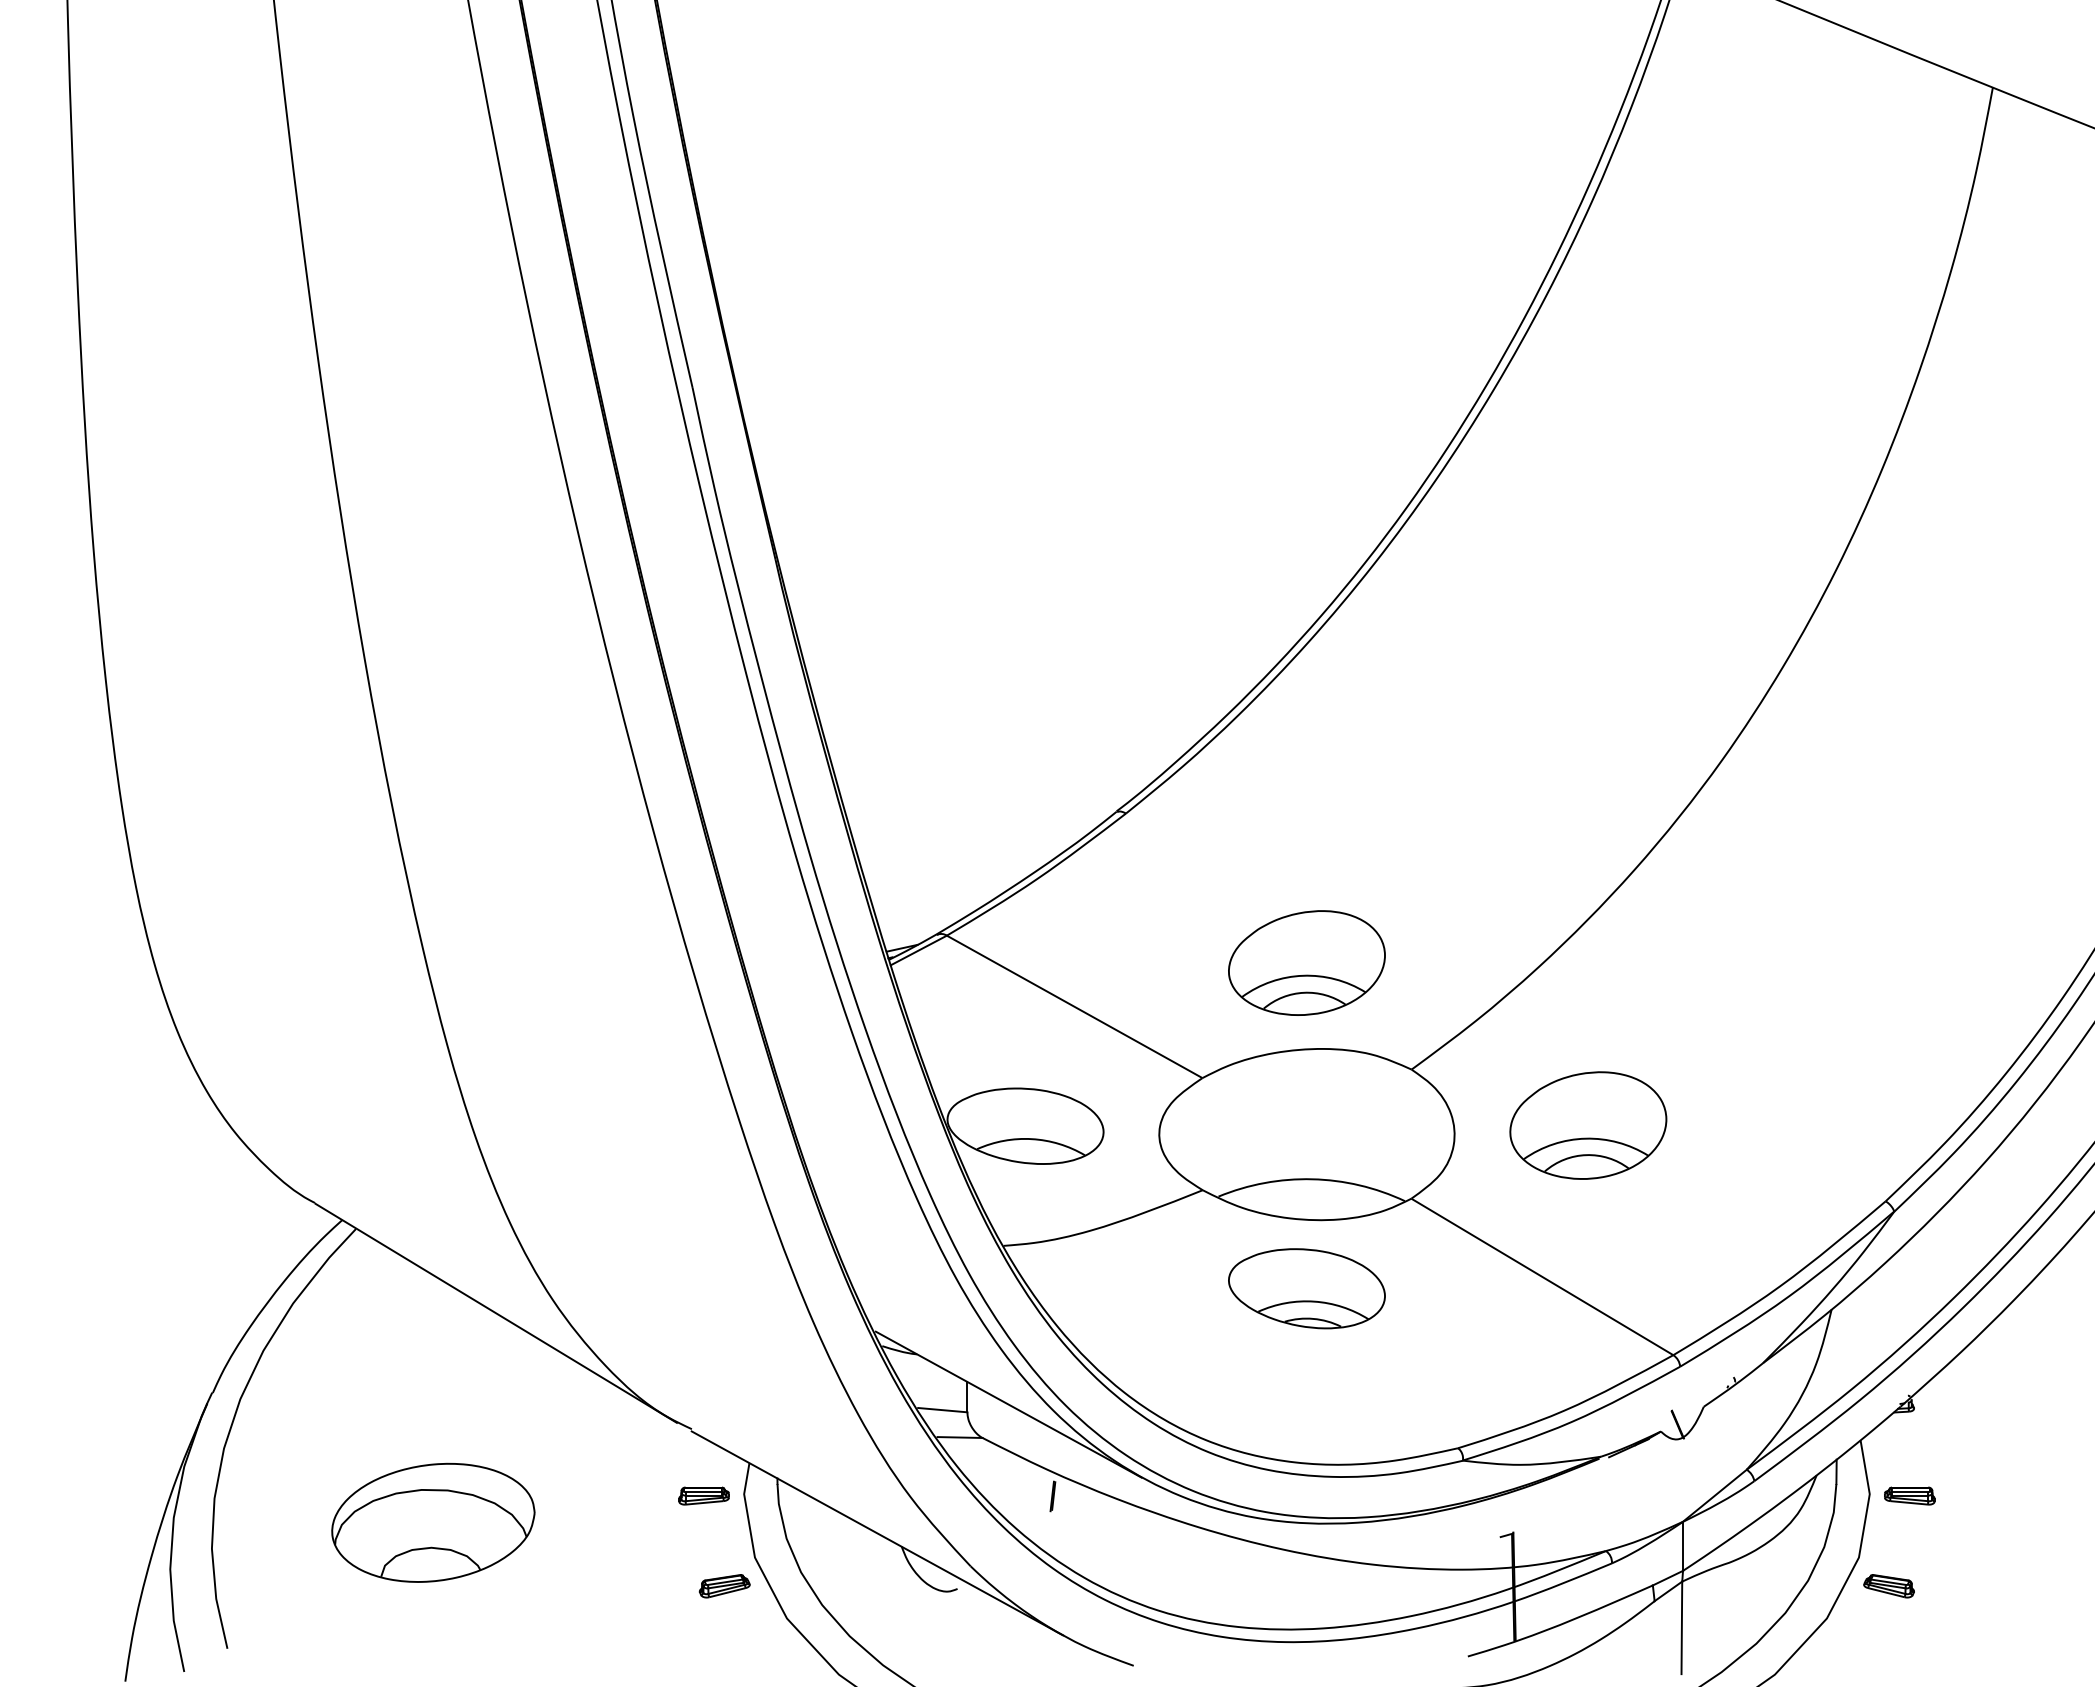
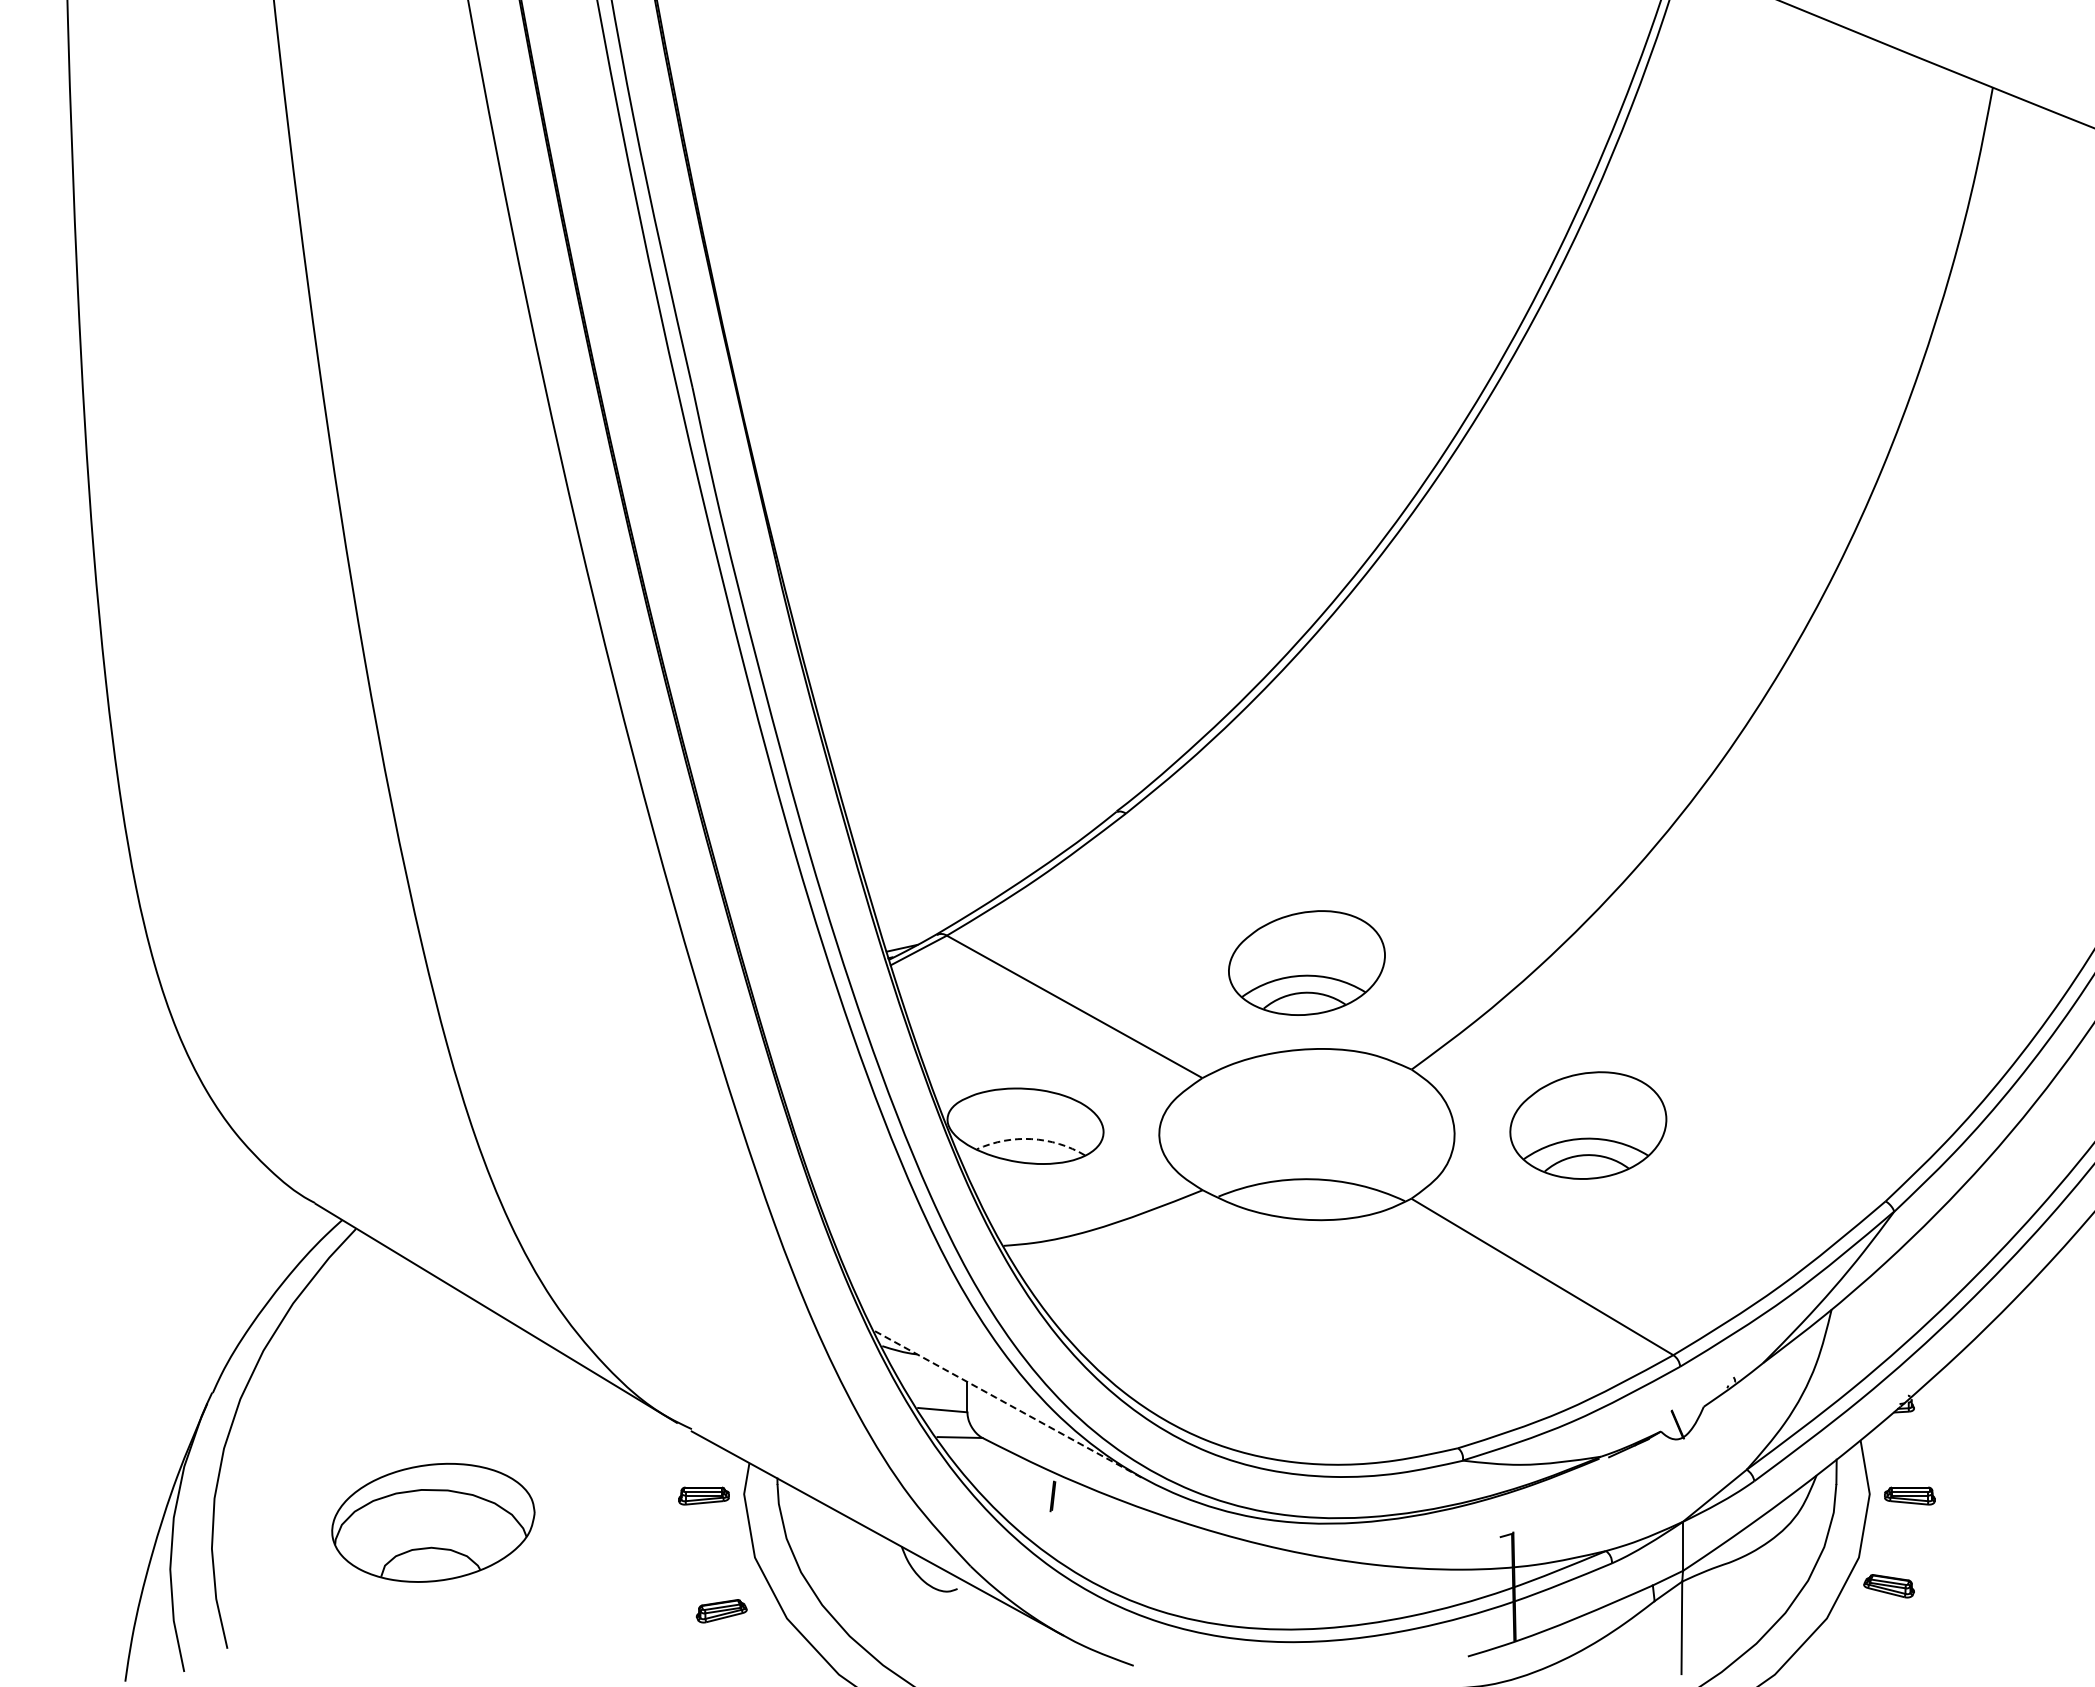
arc: solid -> dashed (1031, 1139)
part: present -> none (1306, 1288)
line: solid -> dashed (1008, 1404)
part position: (724, 1586) -> (721, 1611) (721, 1611)
